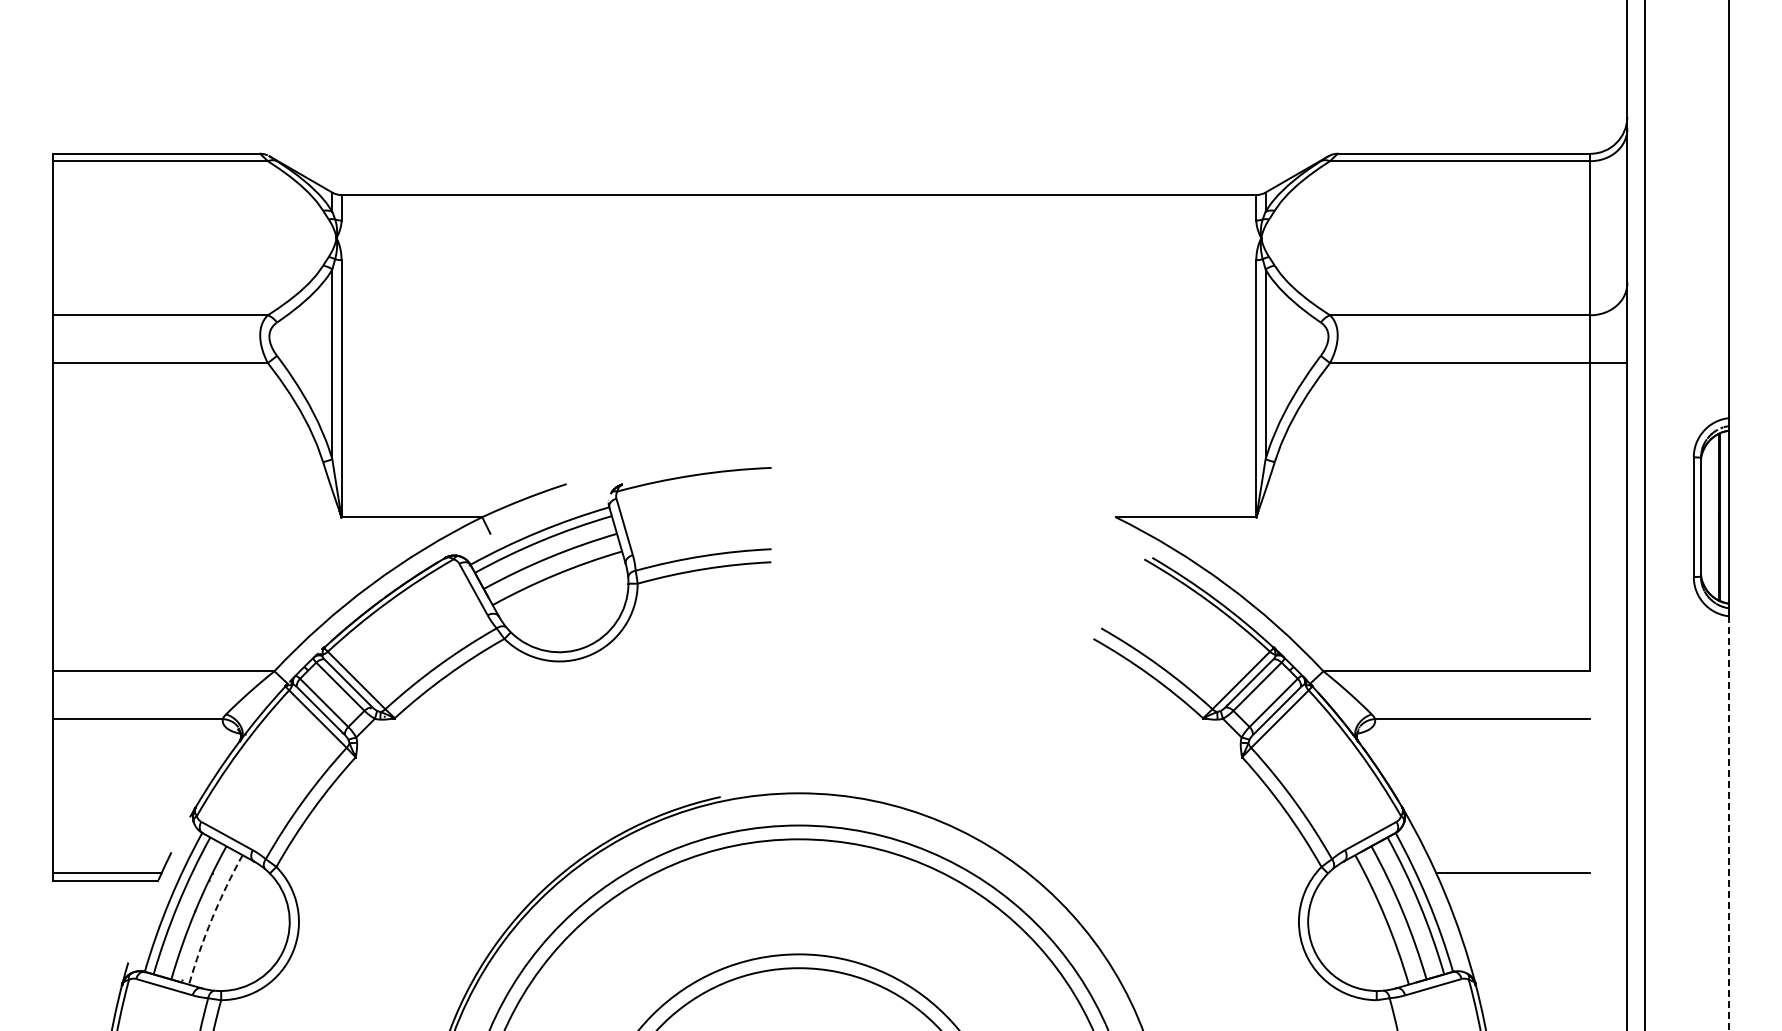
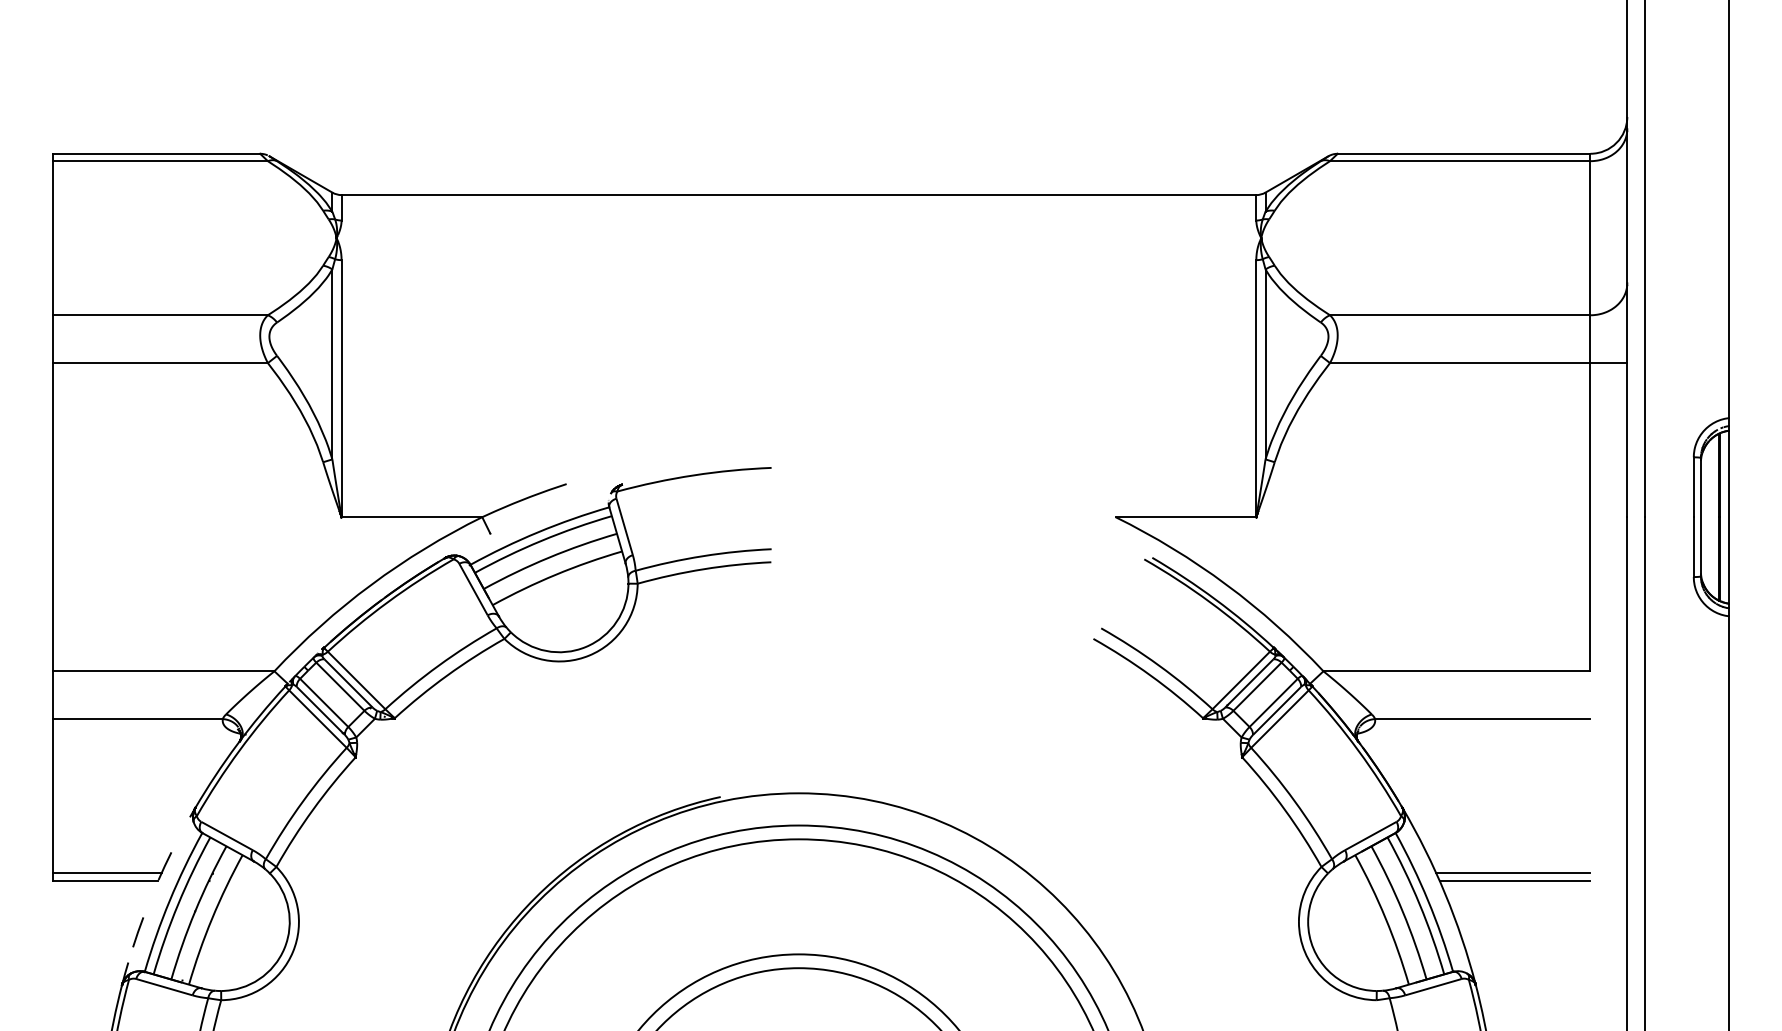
line: dashed -> solid (1728, 823)
line: none -> present (1514, 880)
arc: dashed -> solid (212, 918)
line: none -> present (137, 932)
